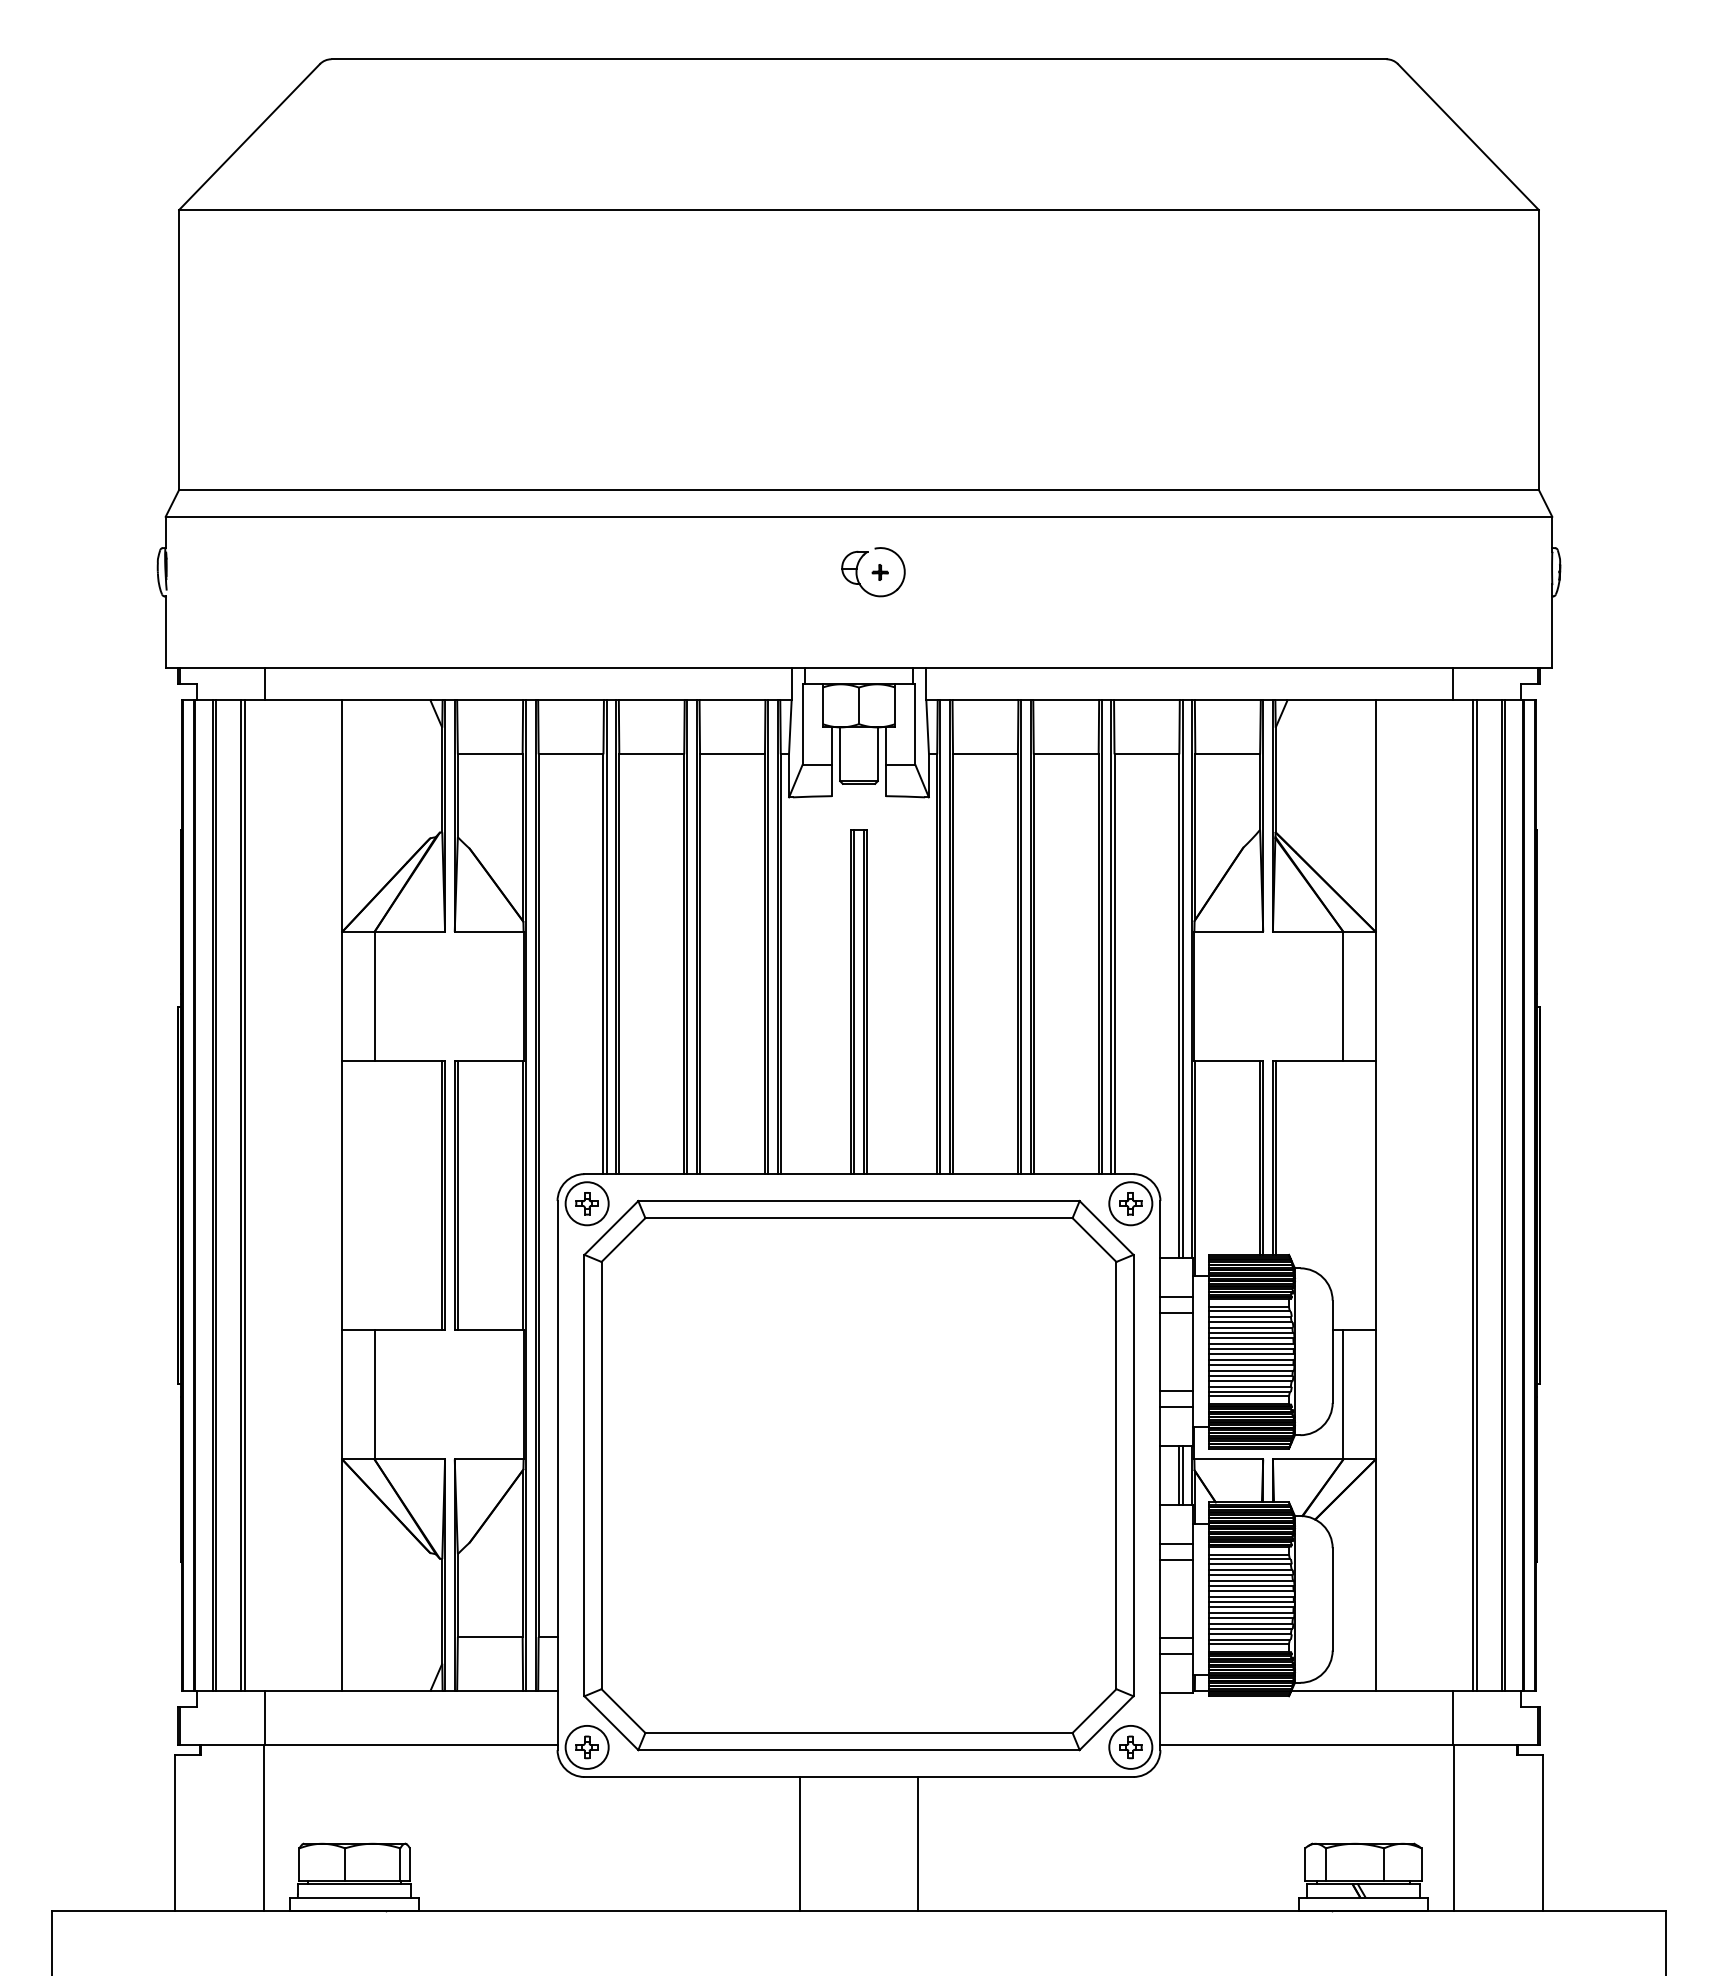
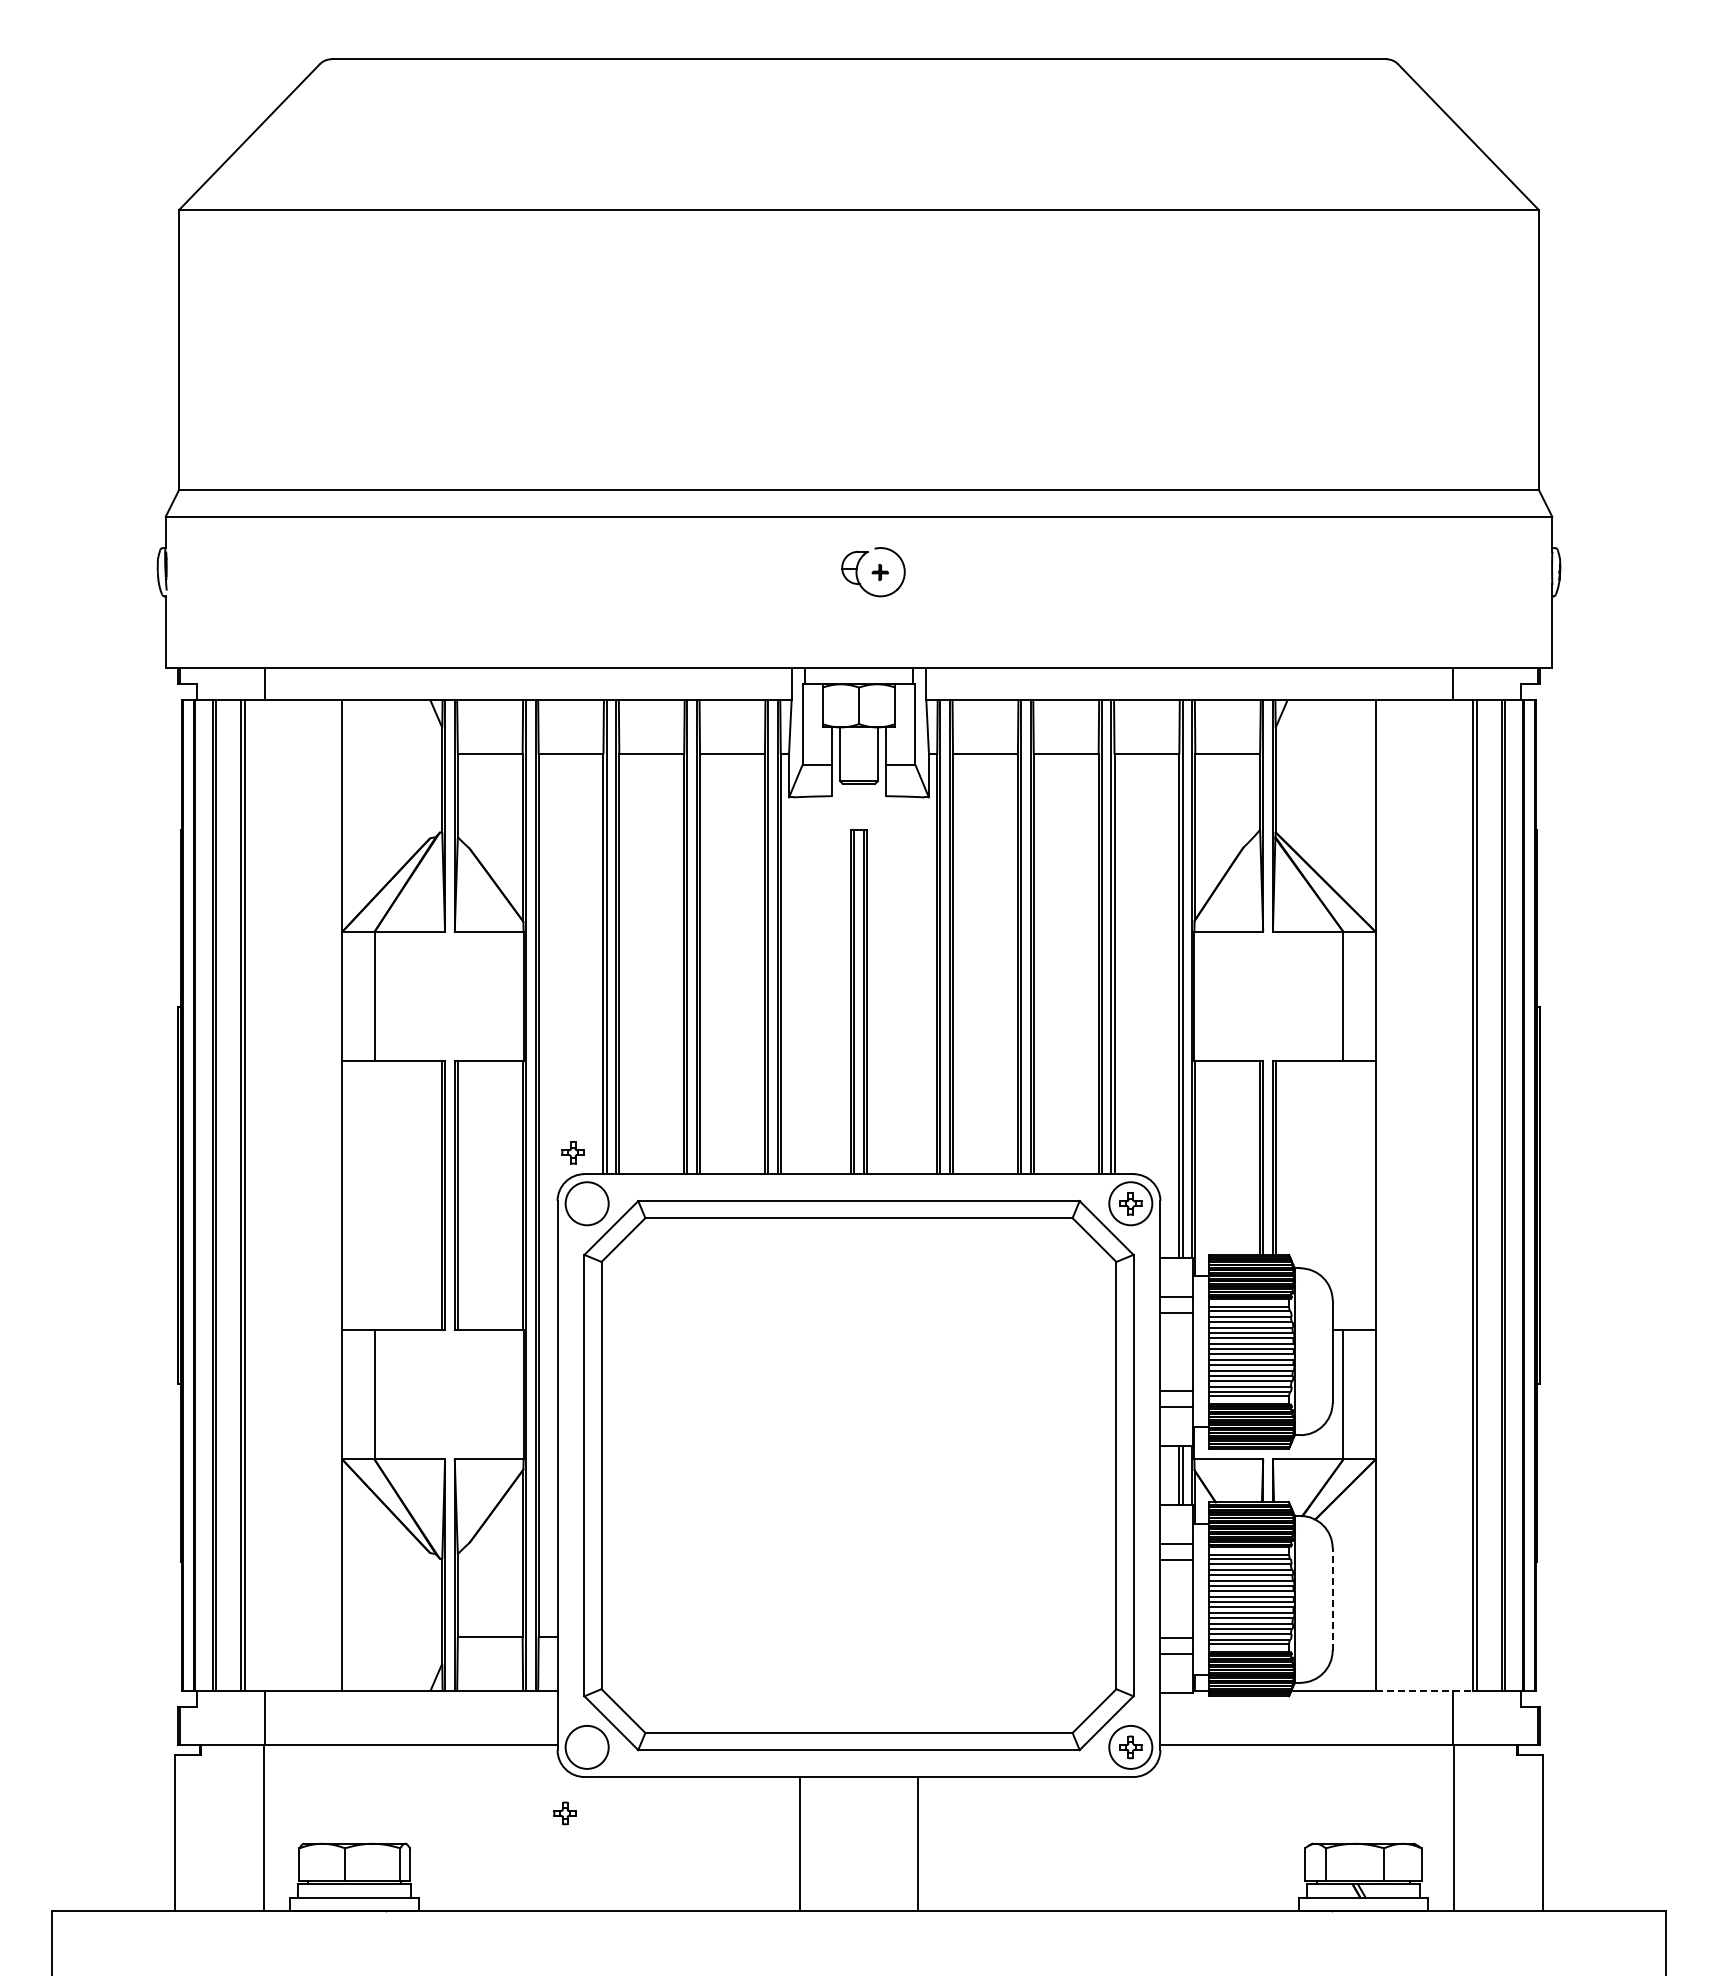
part position: (586, 1203) -> (572, 1152) (572, 1152)
line: solid -> dashed (1332, 1598)
line: solid -> dashed (1424, 1690)
part position: (586, 1747) -> (564, 1813) (564, 1813)
